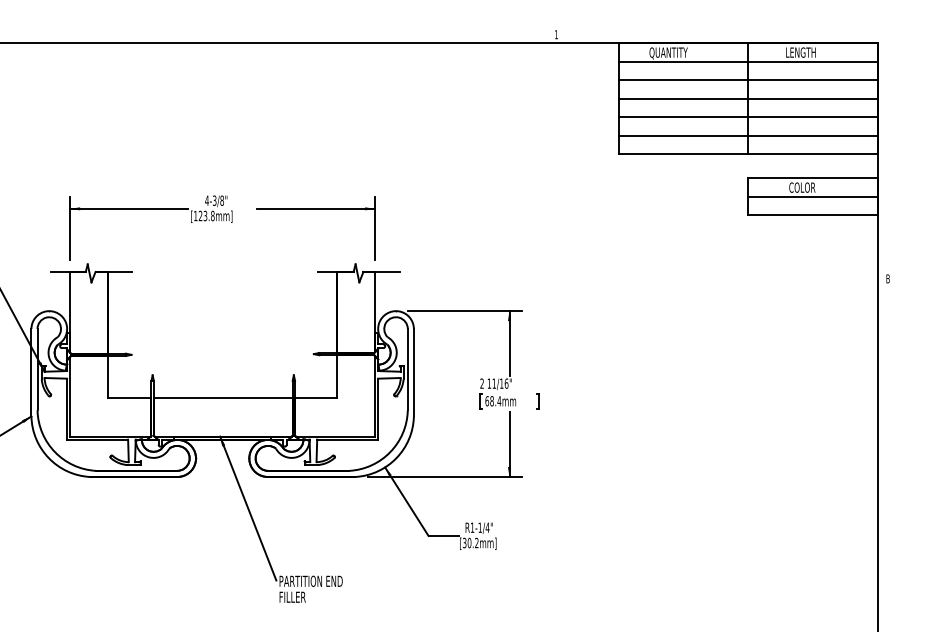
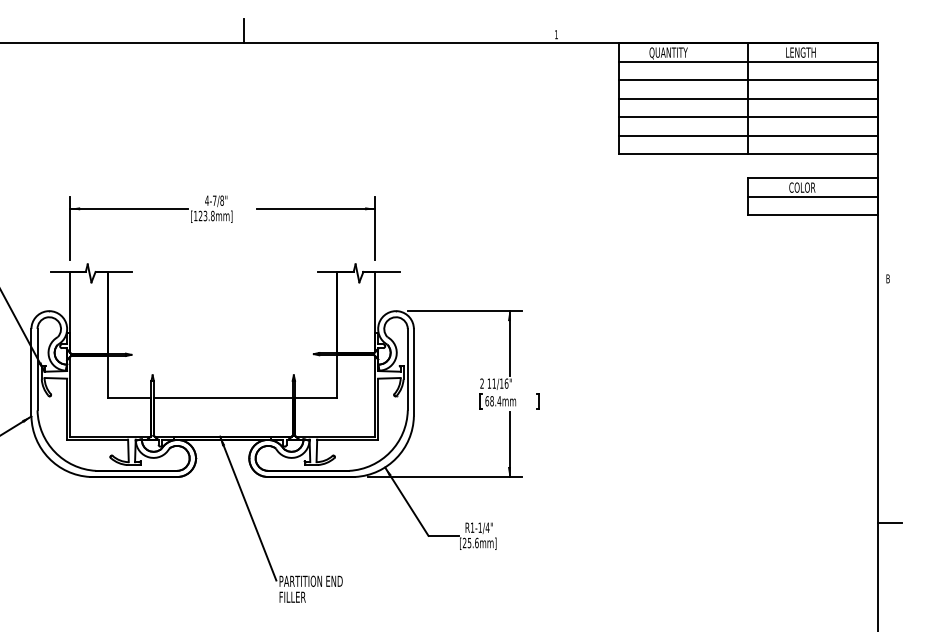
line: none -> present (243, 31)
text: 4-3/8" -> 4-7/8" (214, 200)
line: none -> present (889, 523)
text: [30.2mm] -> [25.6mm] (470, 542)
